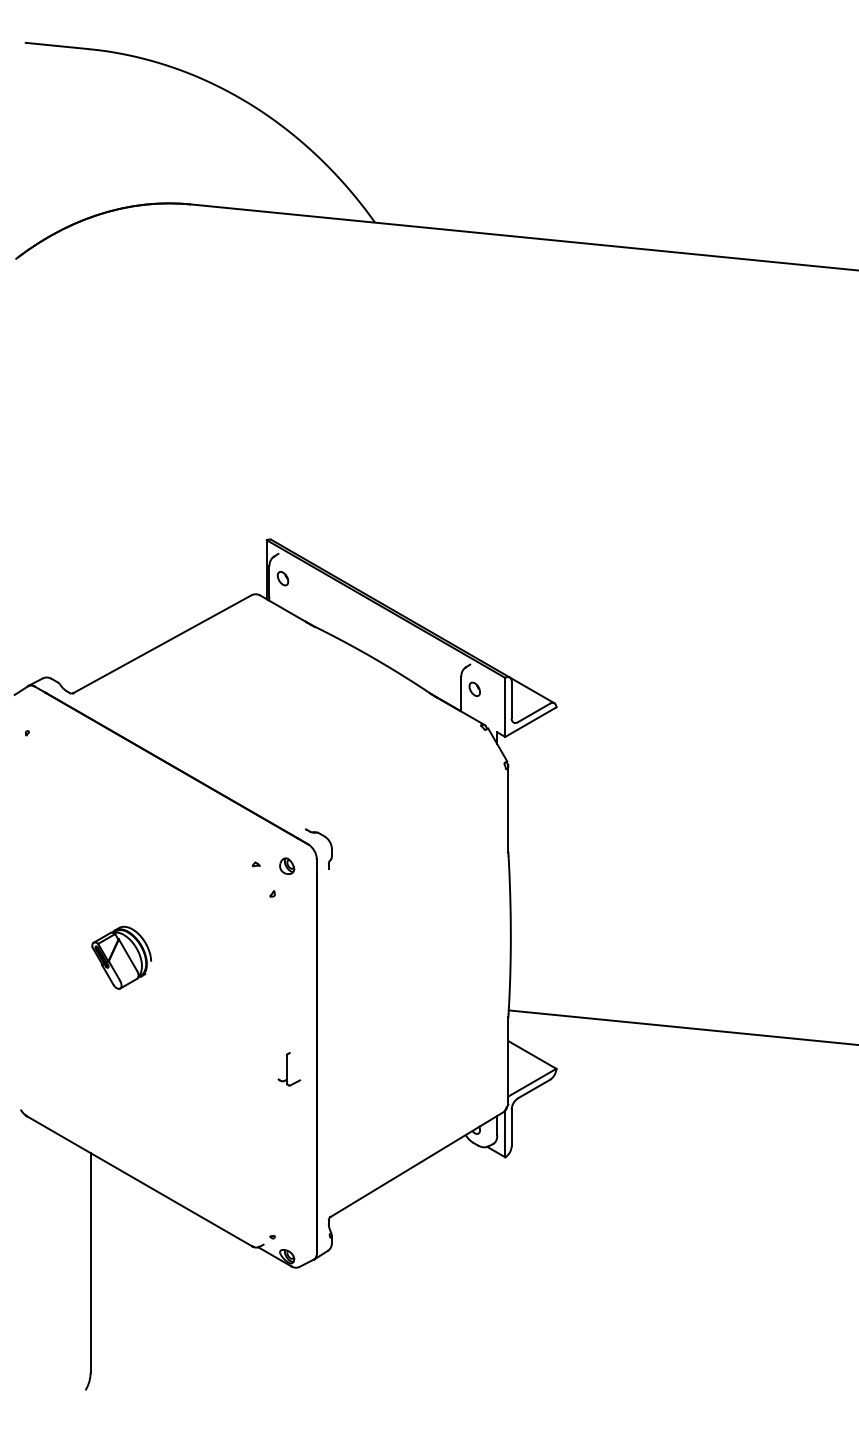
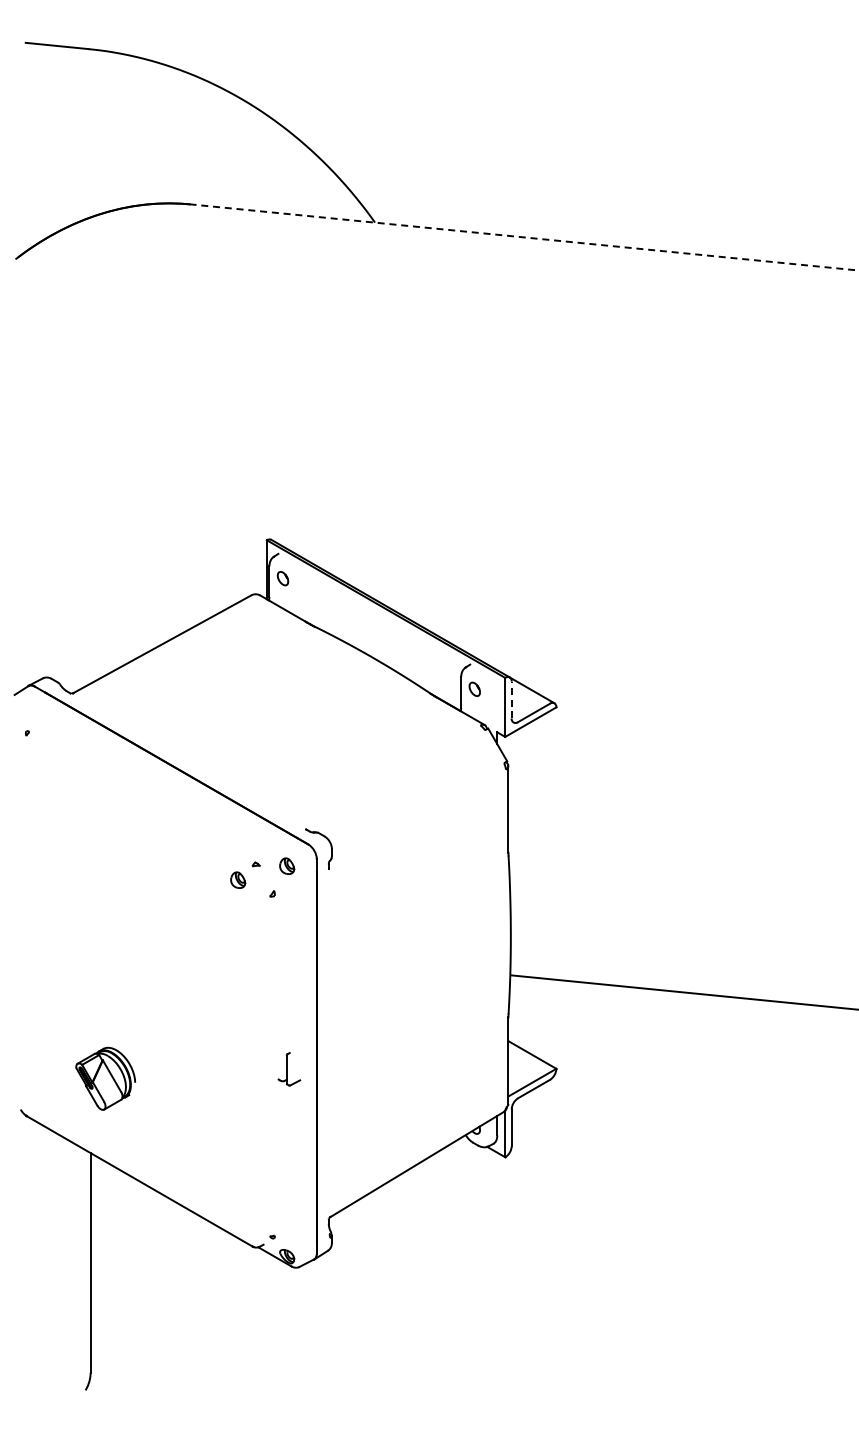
line: solid -> dashed (524, 237)
line: solid -> dashed (511, 699)
part: none -> present (238, 879)
part position: (121, 957) -> (105, 1078) (105, 1078)
line position: (681, 1027) -> (683, 992) (683, 992)
